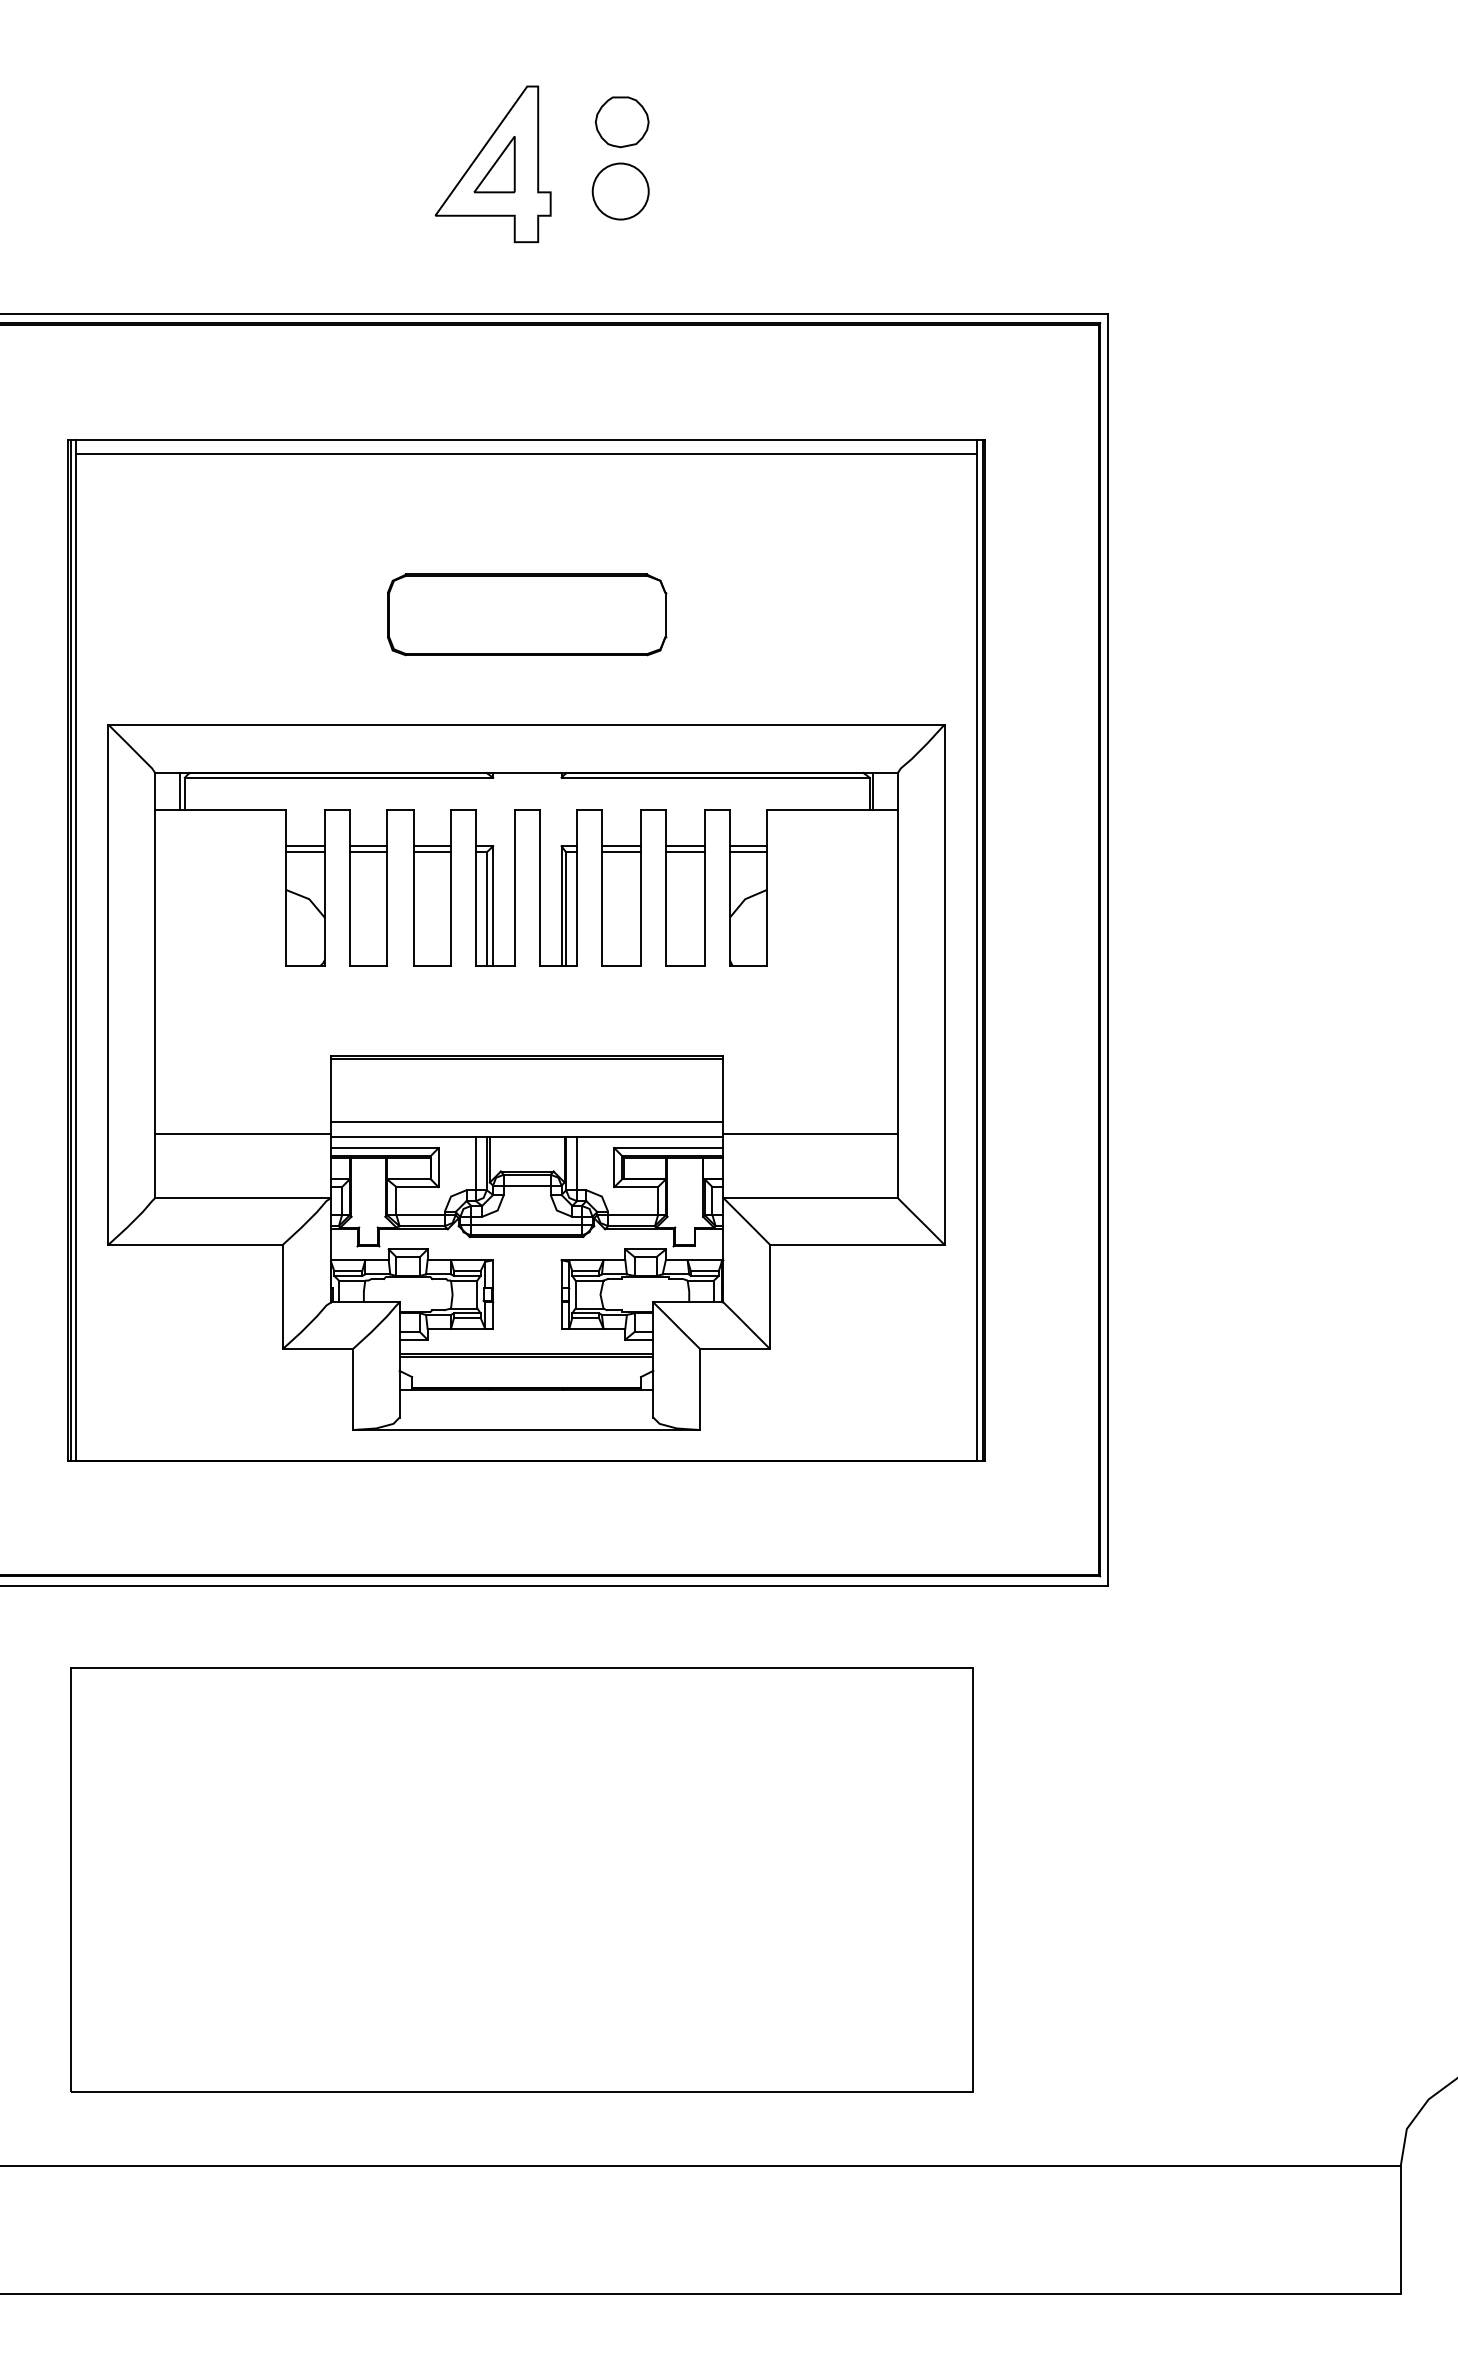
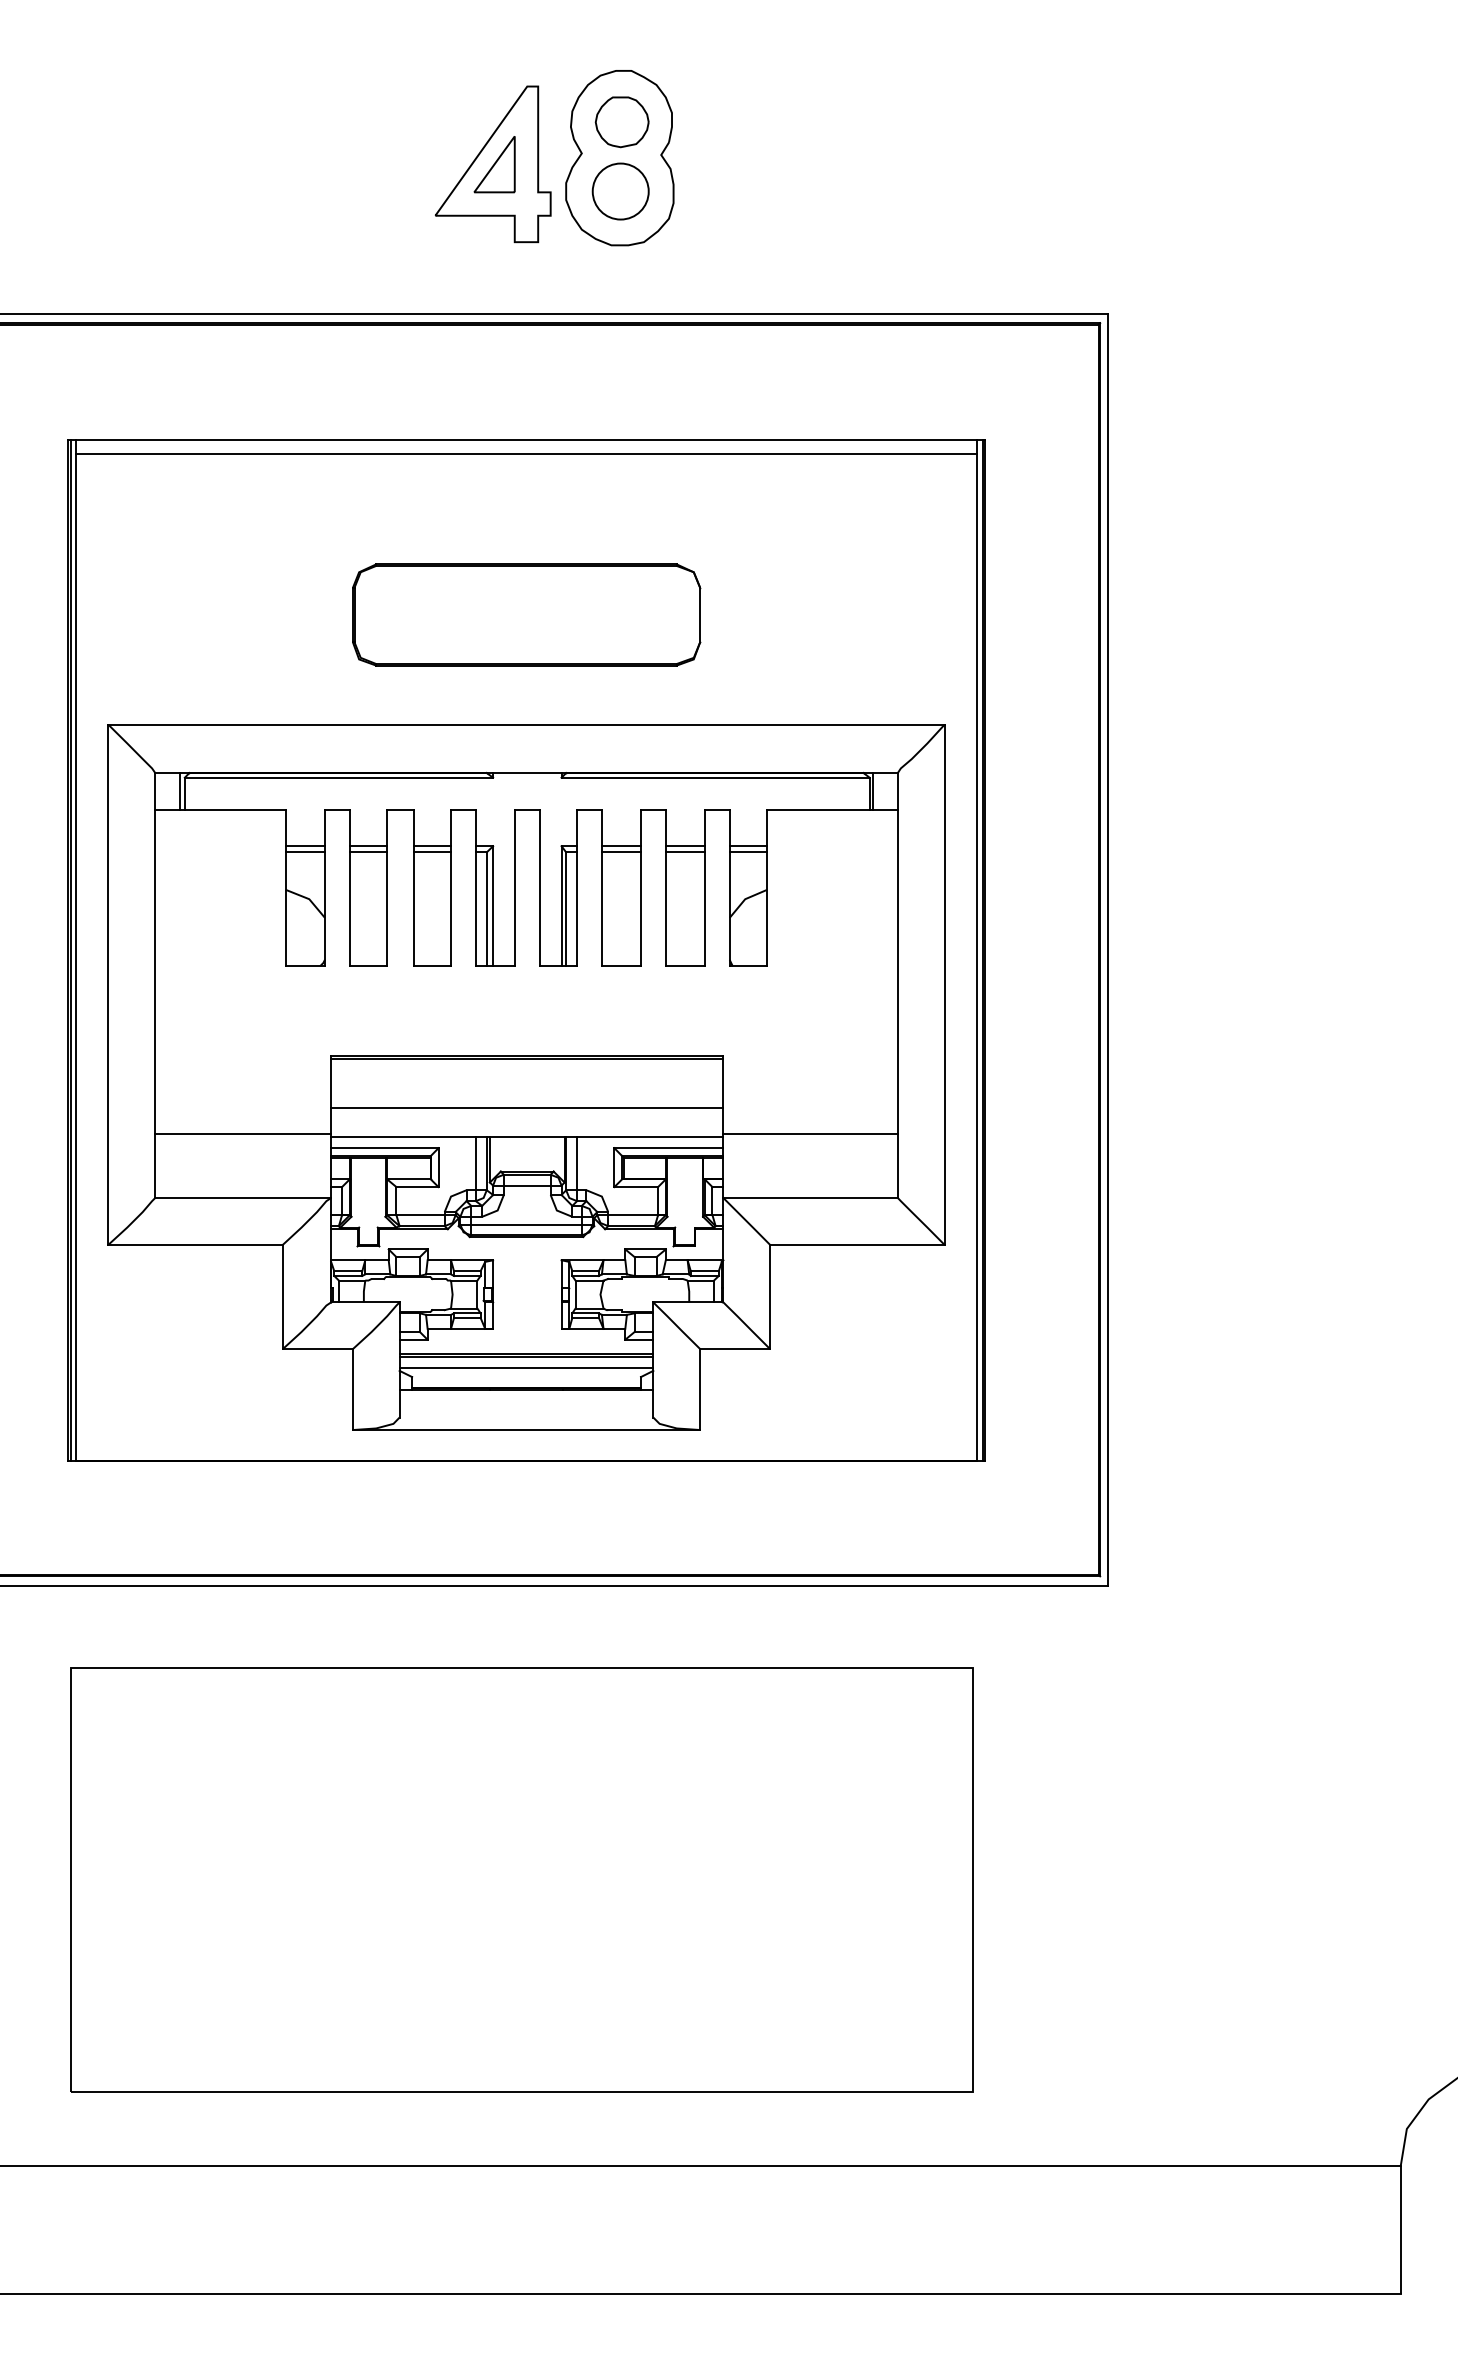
part: none -> present (619, 158)
part size: 281x84 px -> 350x104 px (526, 614)
line position: (527, 1121) -> (527, 1107) (527, 1107)
line: none -> present (526, 1367)
